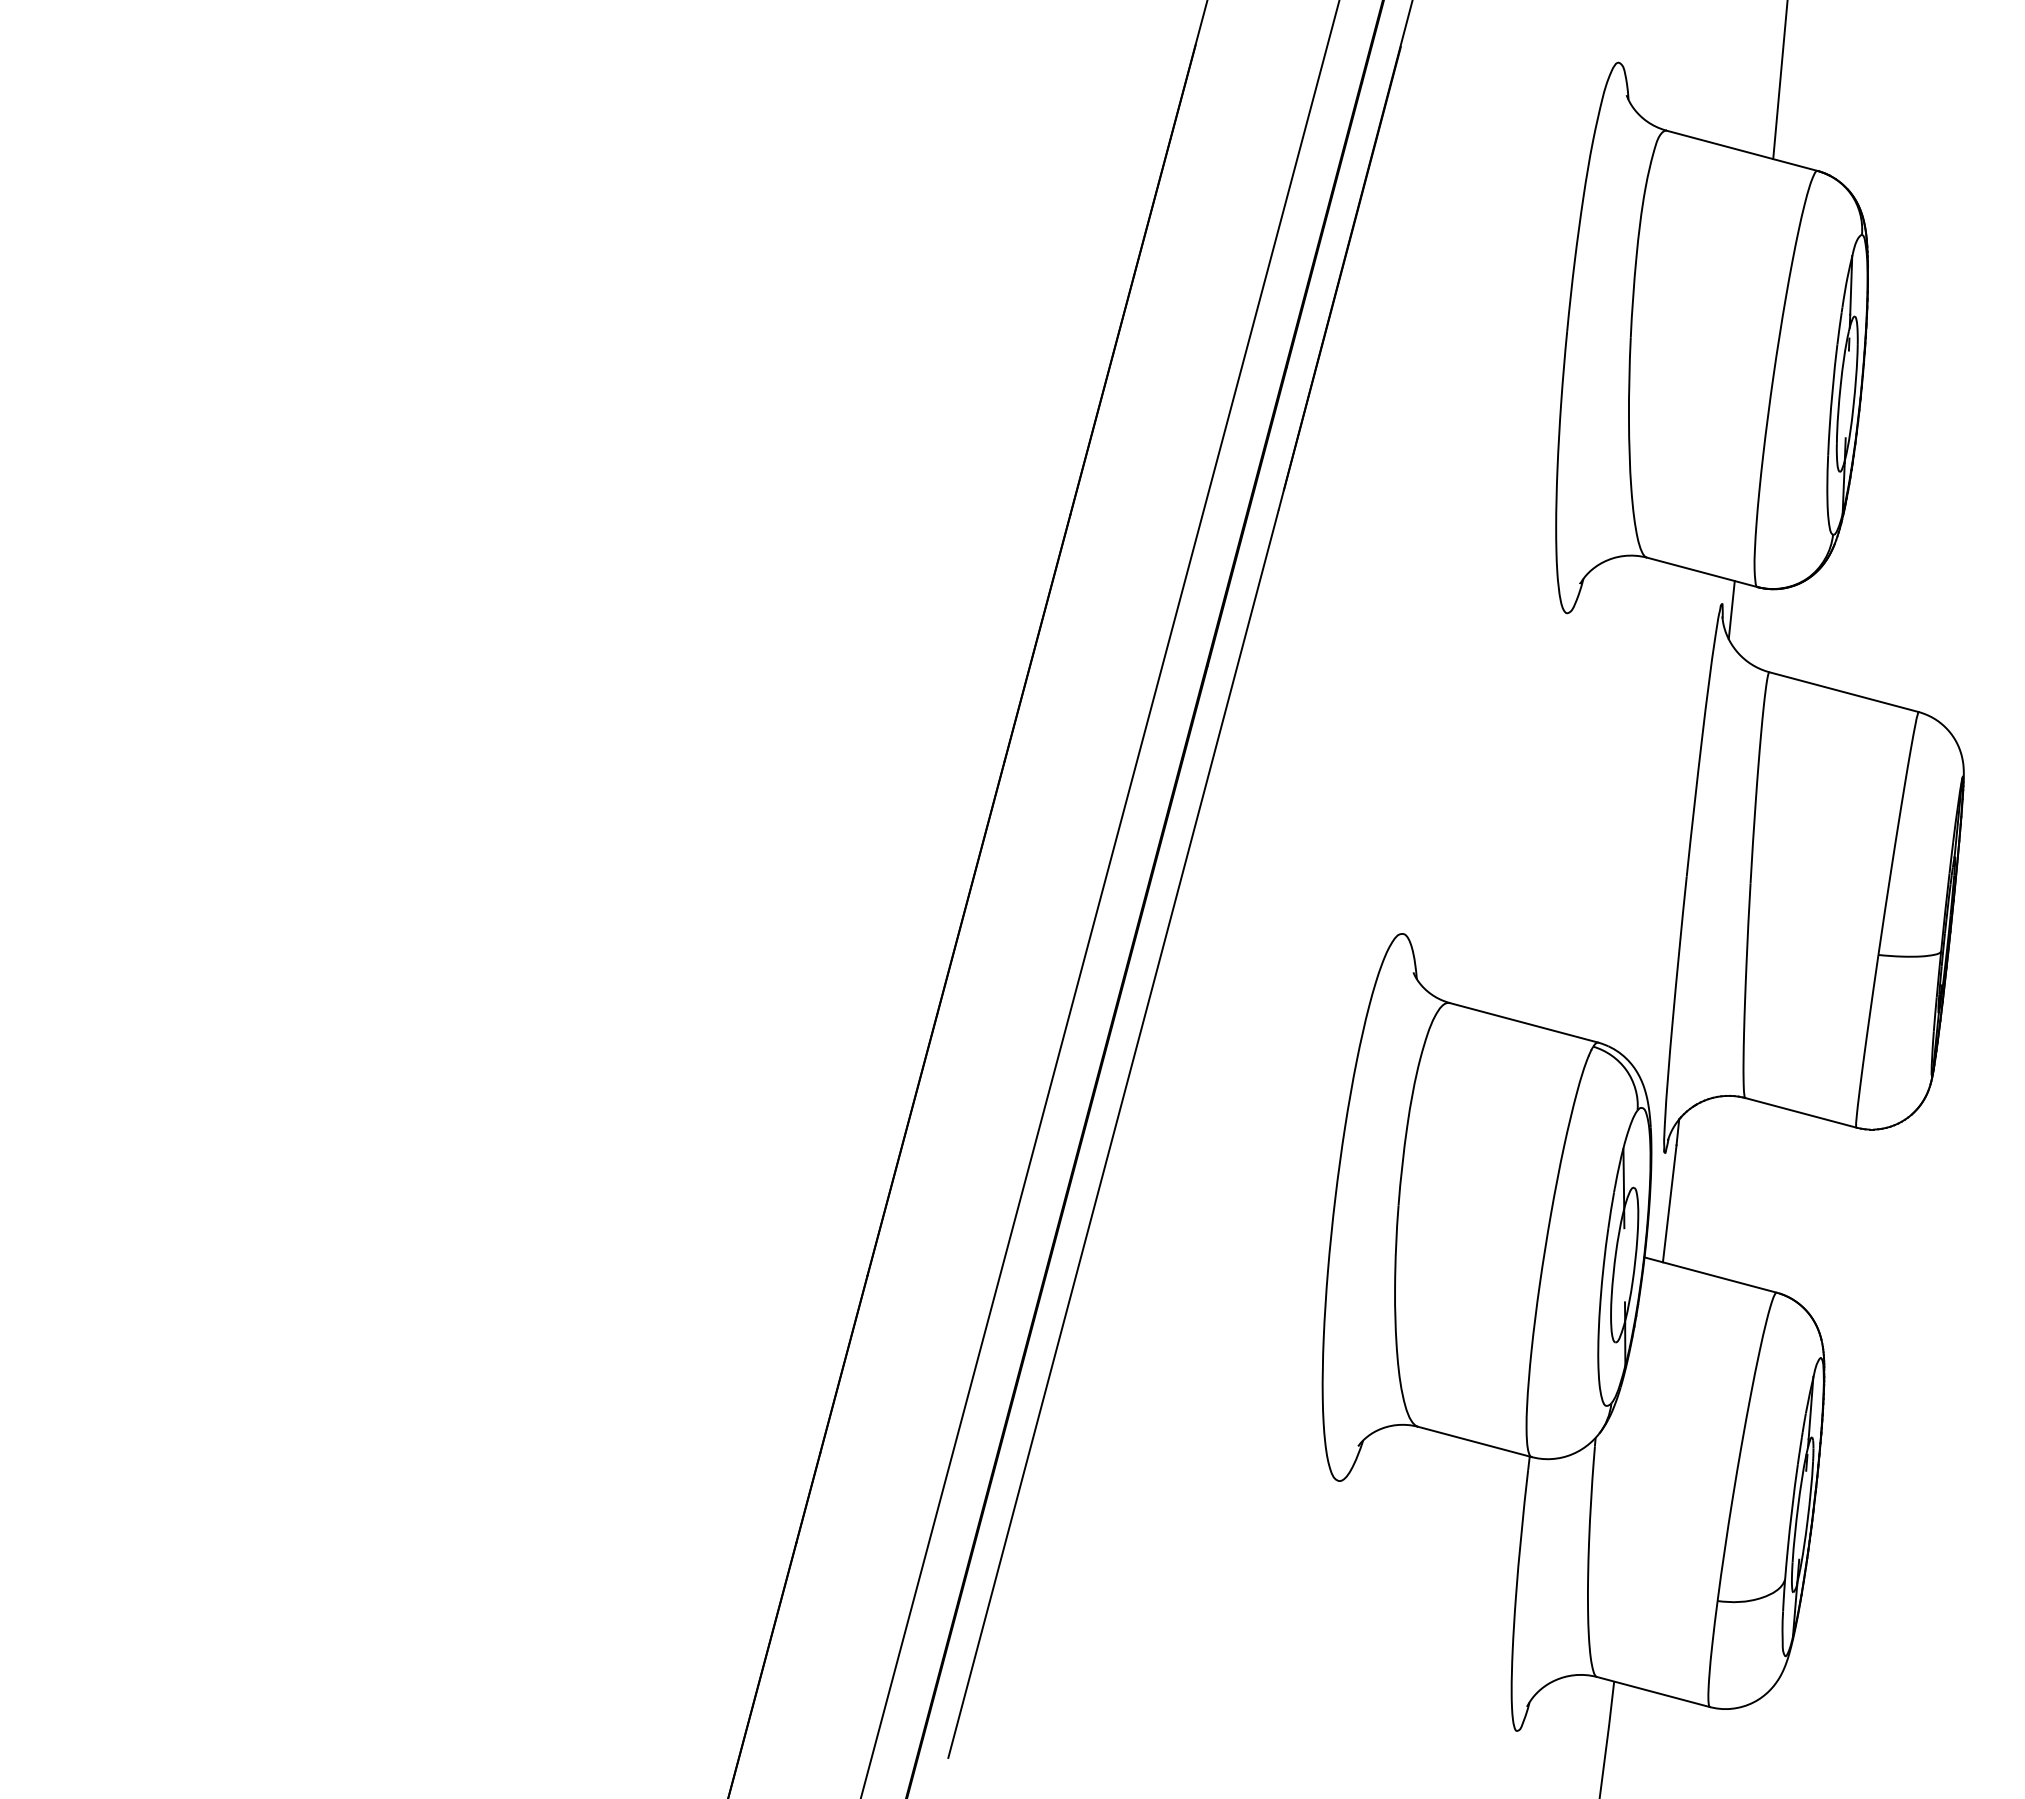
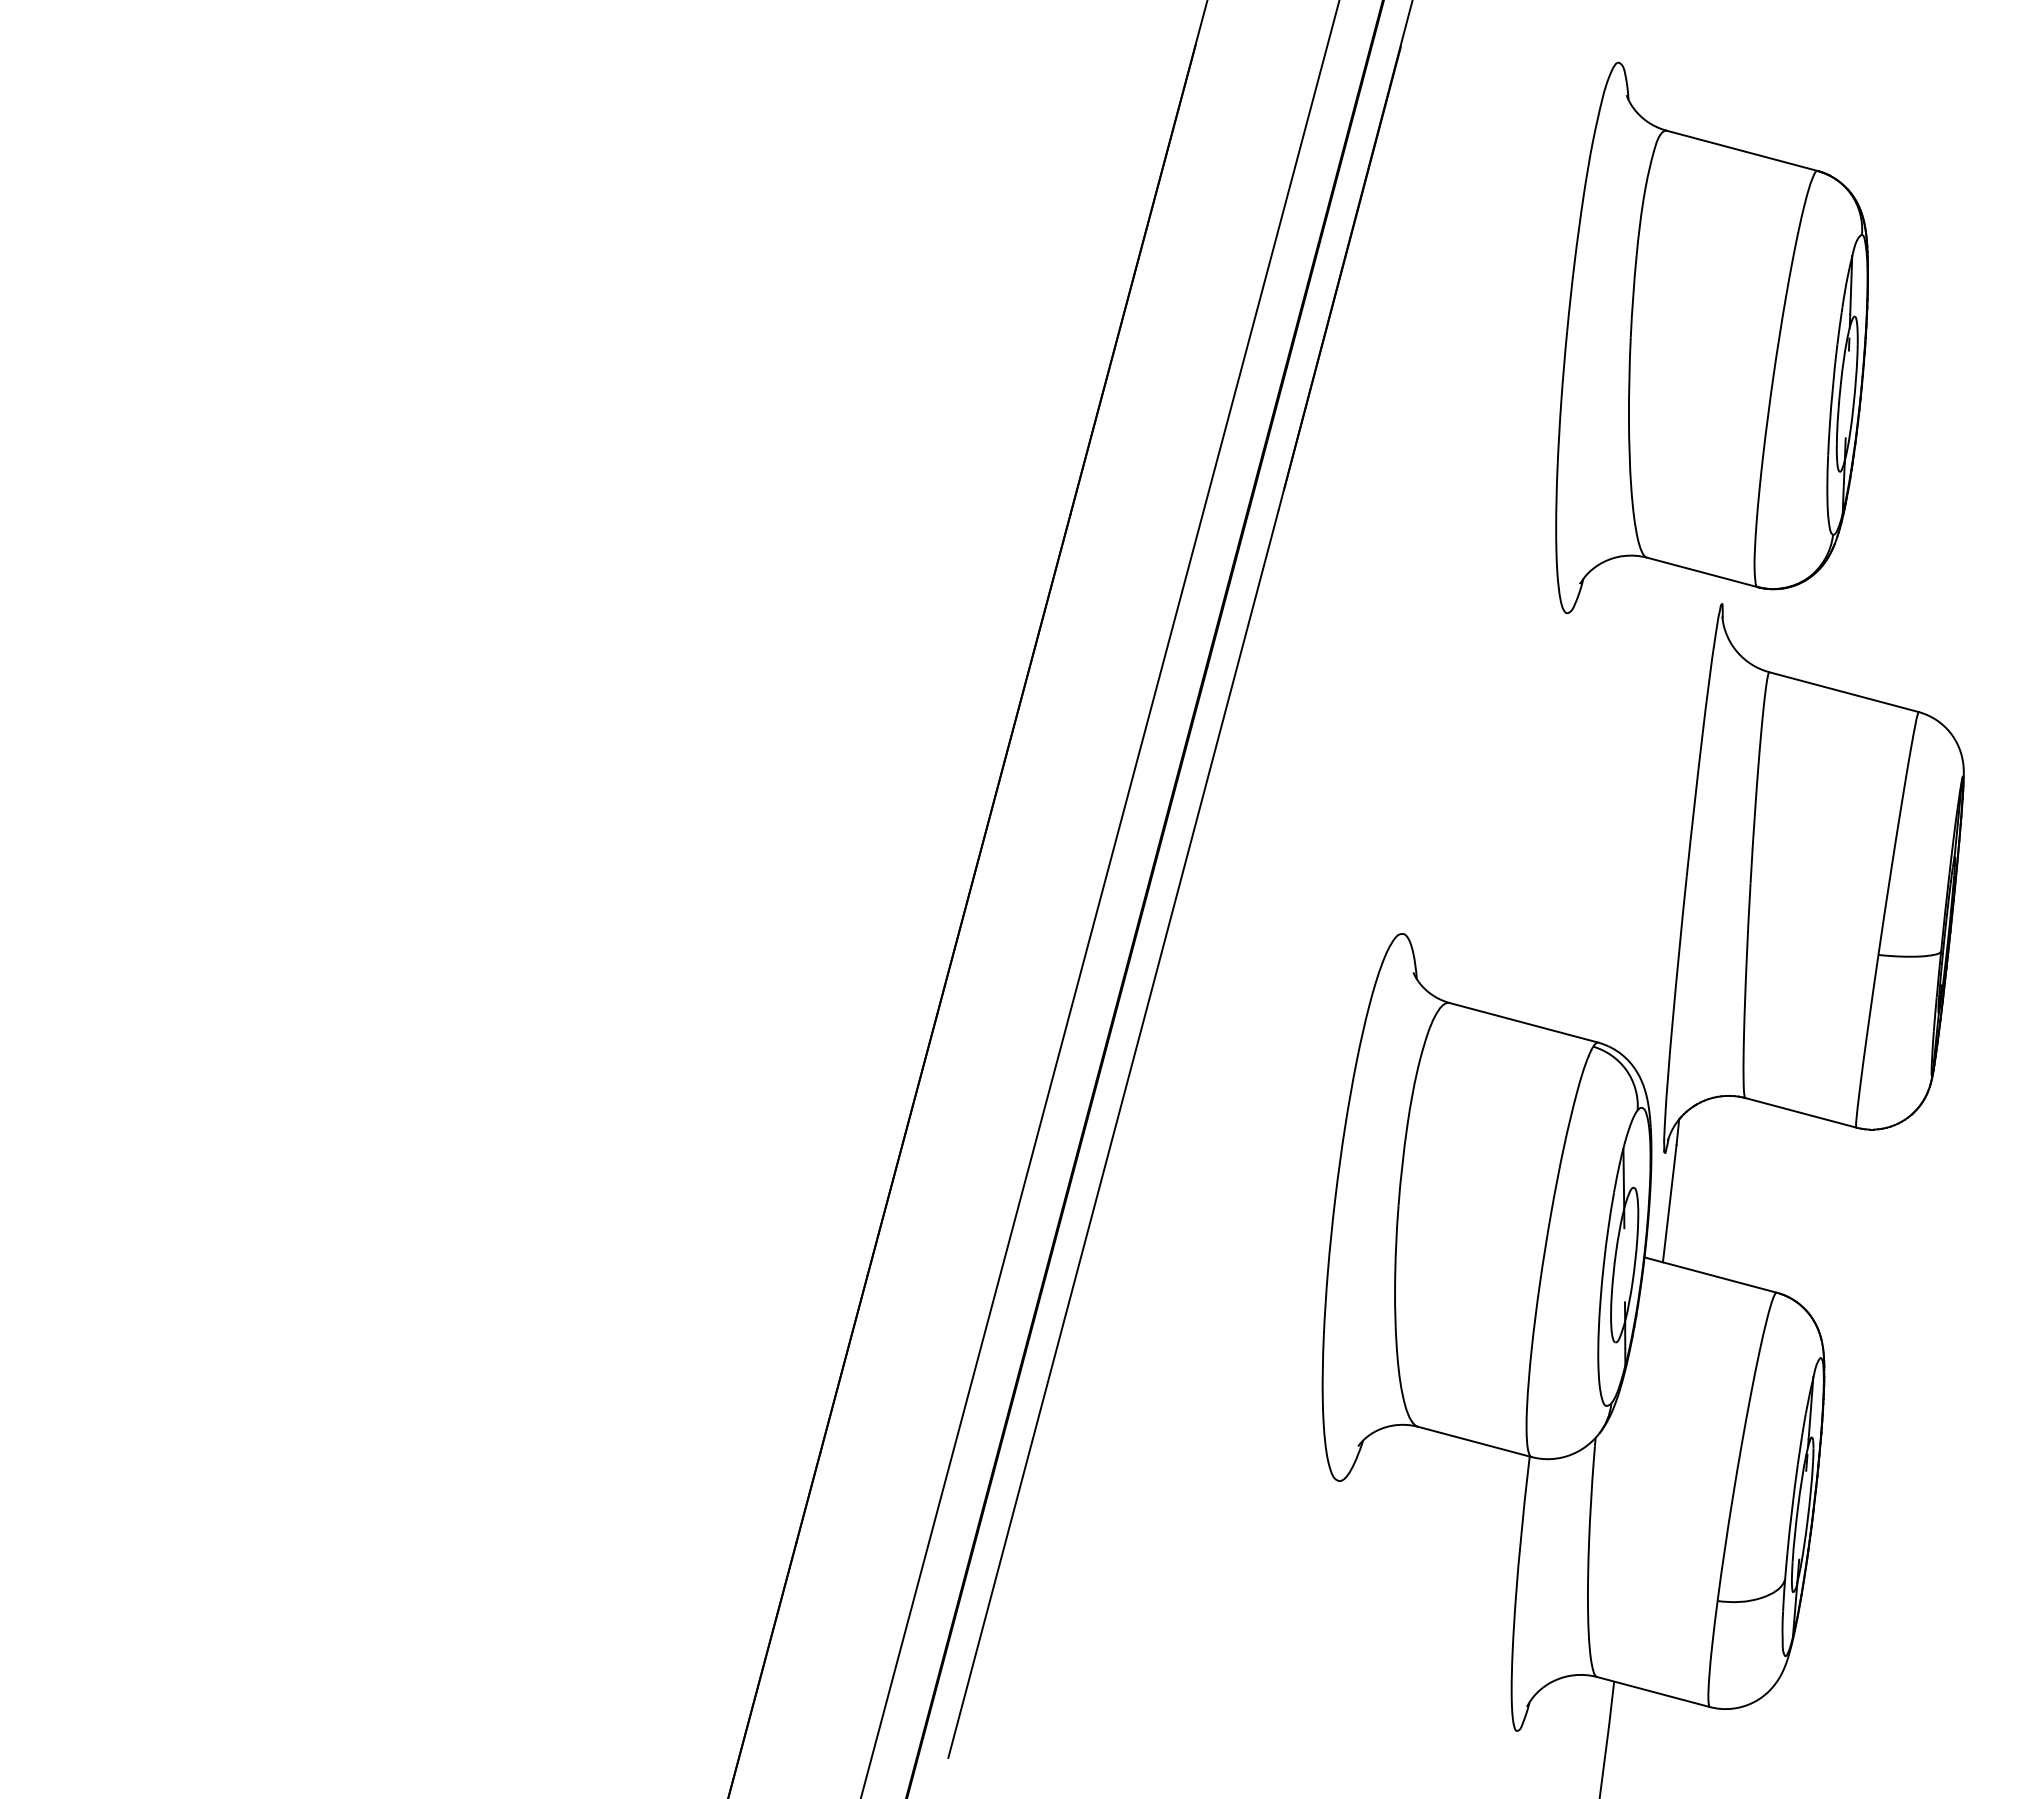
line: present -> none (1780, 80)
line: present -> none (1731, 610)
